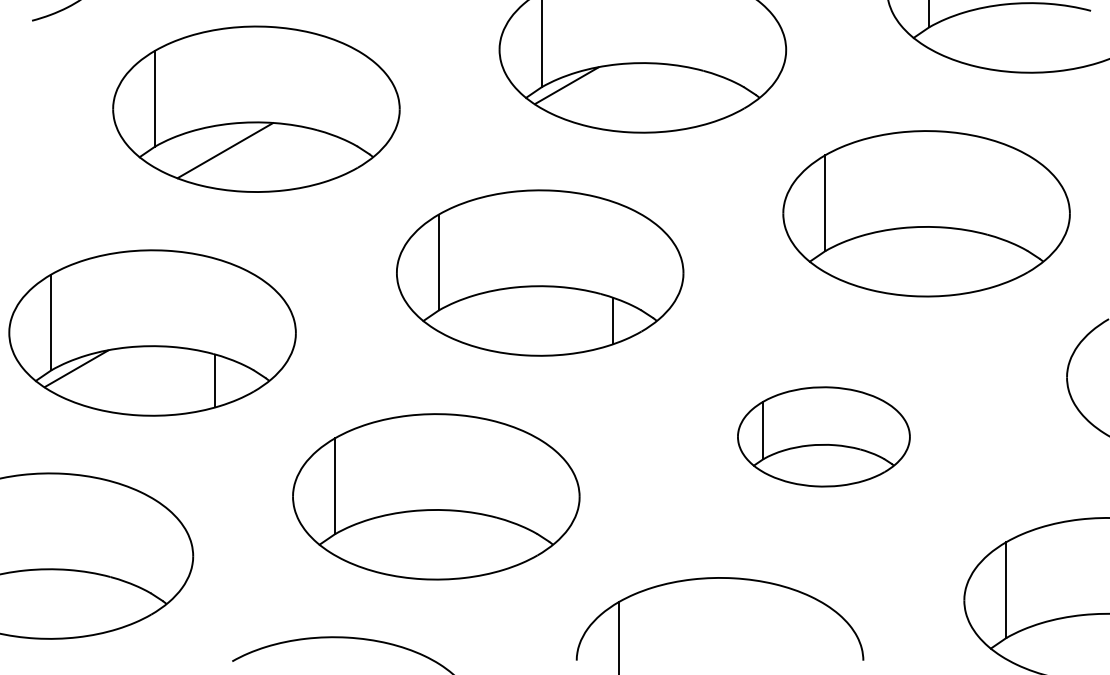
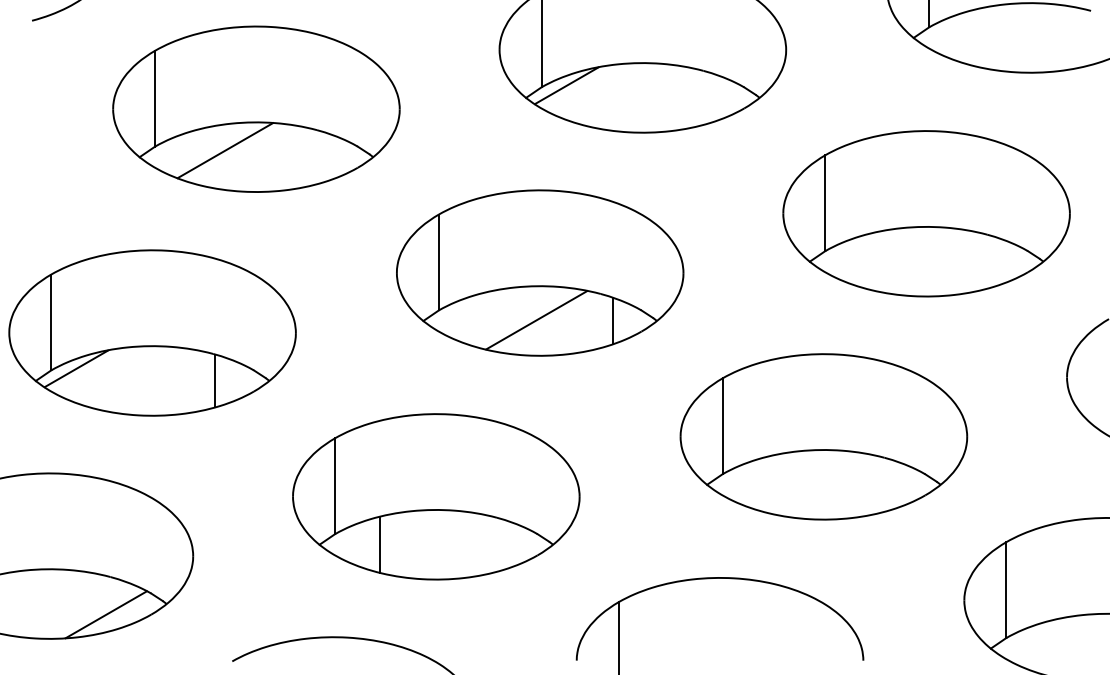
line: none -> present (536, 320)
part size: 174x102 px -> 290x168 px (823, 436)
line: none -> present (379, 544)
line: none -> present (105, 614)
